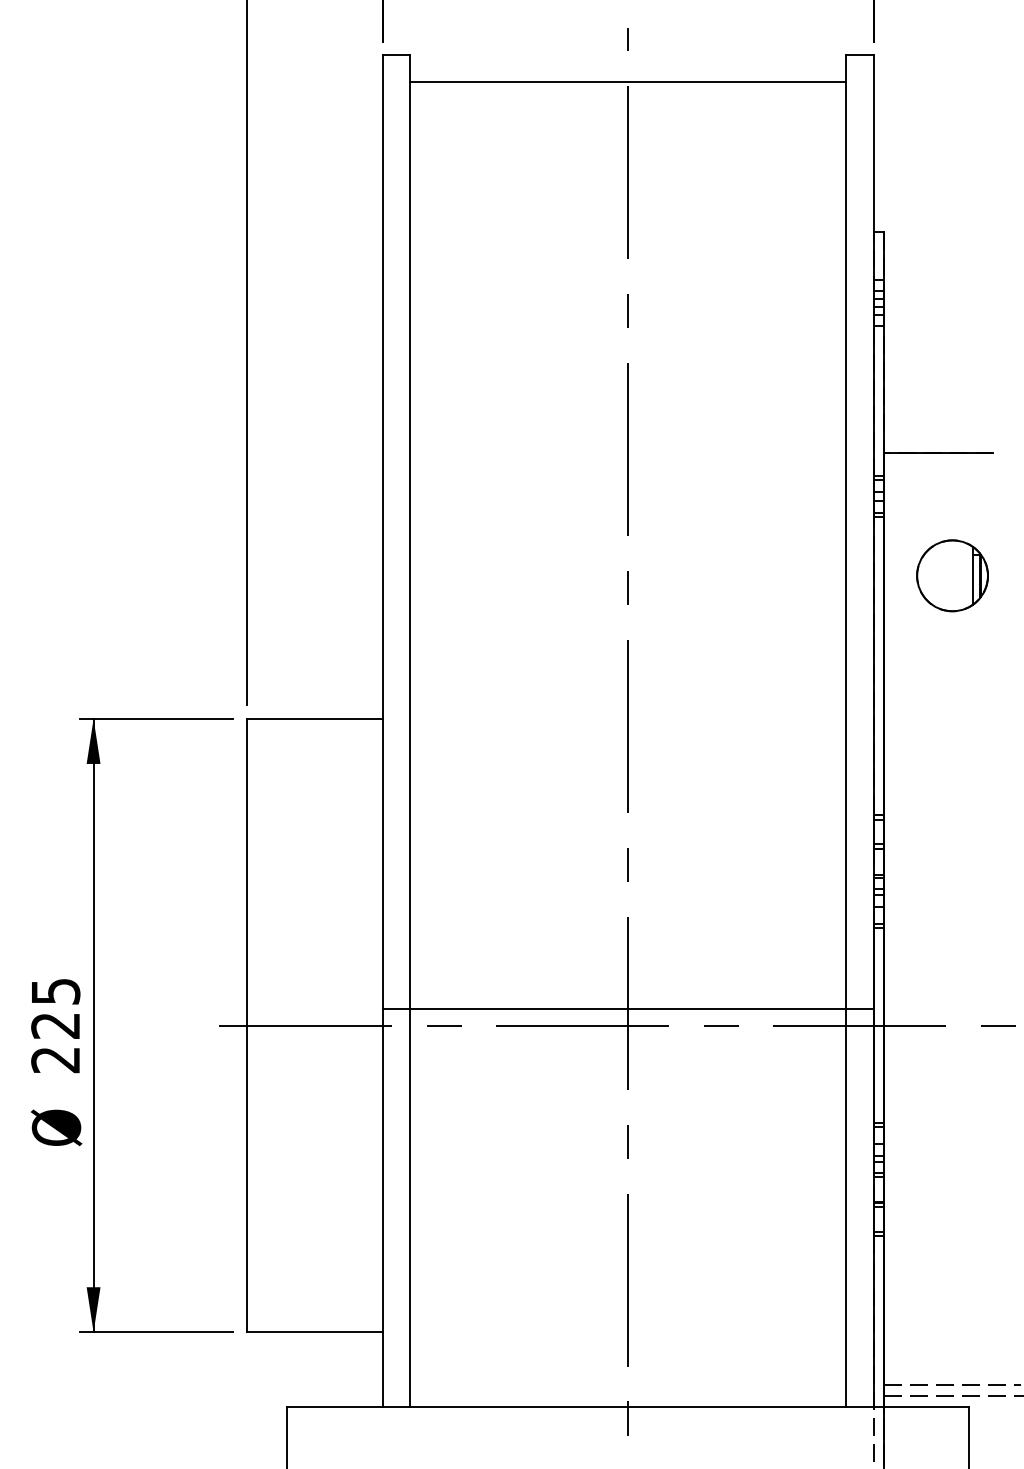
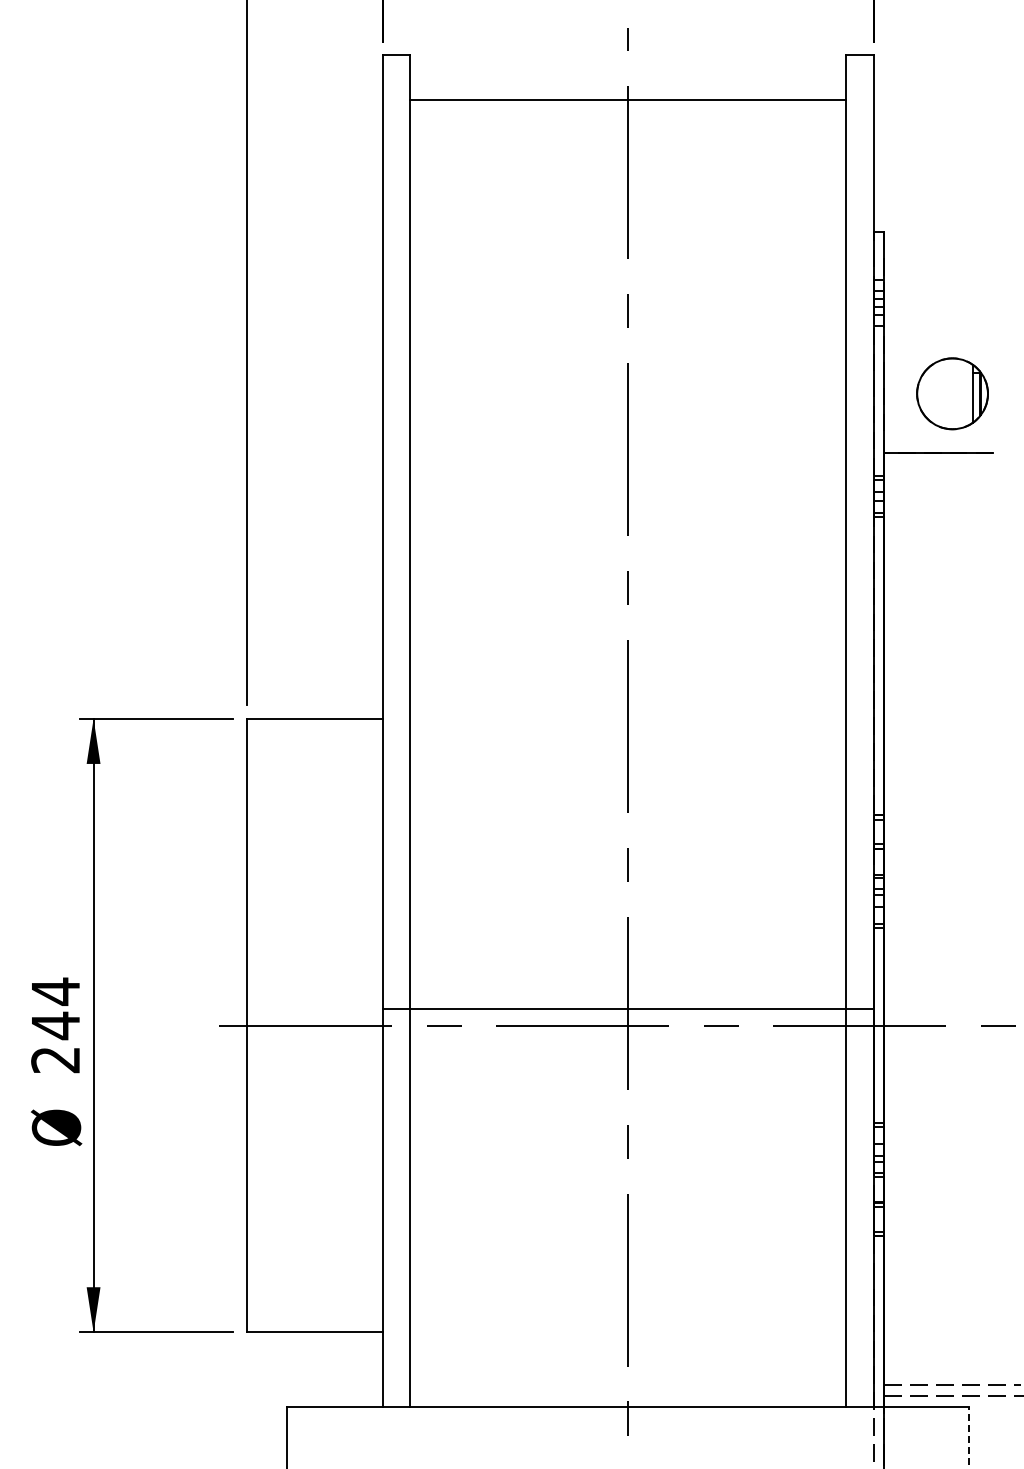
line position: (628, 82) -> (628, 100) (628, 100)
part position: (952, 575) -> (952, 393) (952, 393)
text: 225 -> 244 (55, 1008)
line: solid -> dashed (968, 1437)
